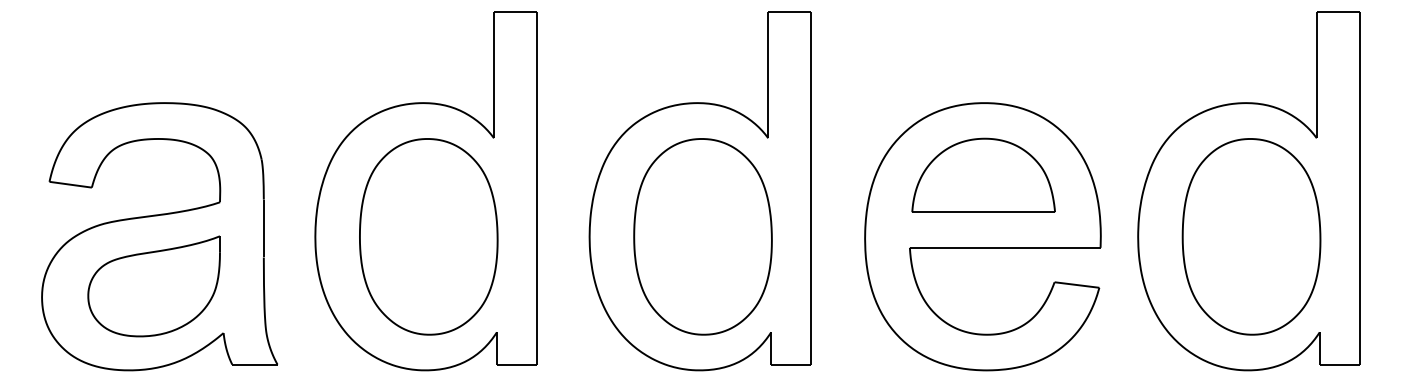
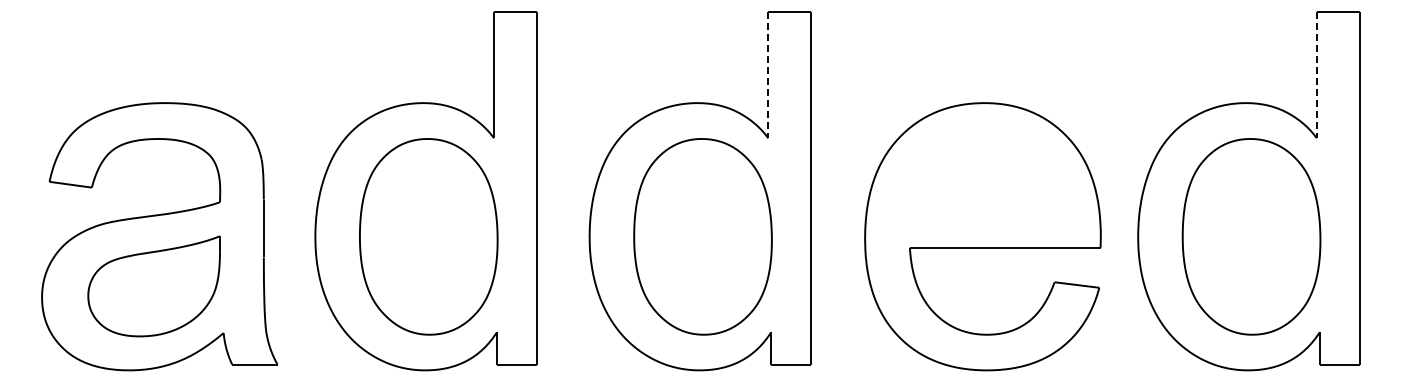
line: solid -> dashed (768, 75)
line: solid -> dashed (1316, 75)
part: present -> none (983, 174)
